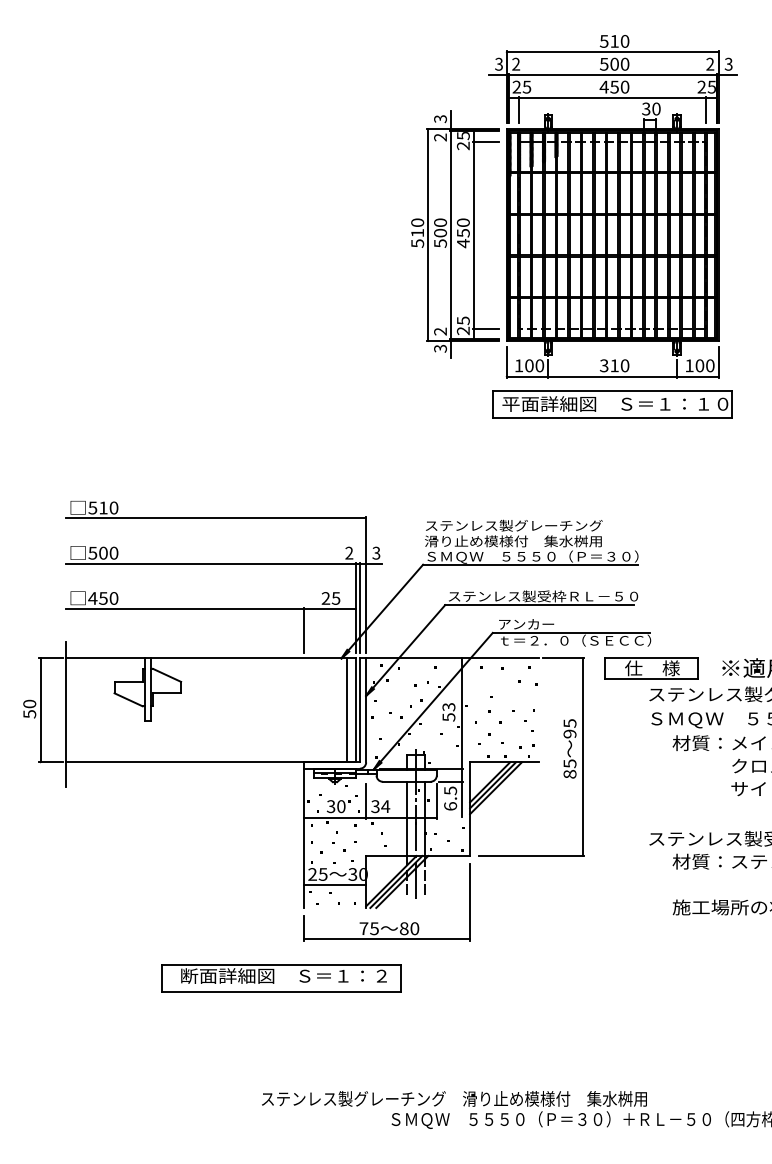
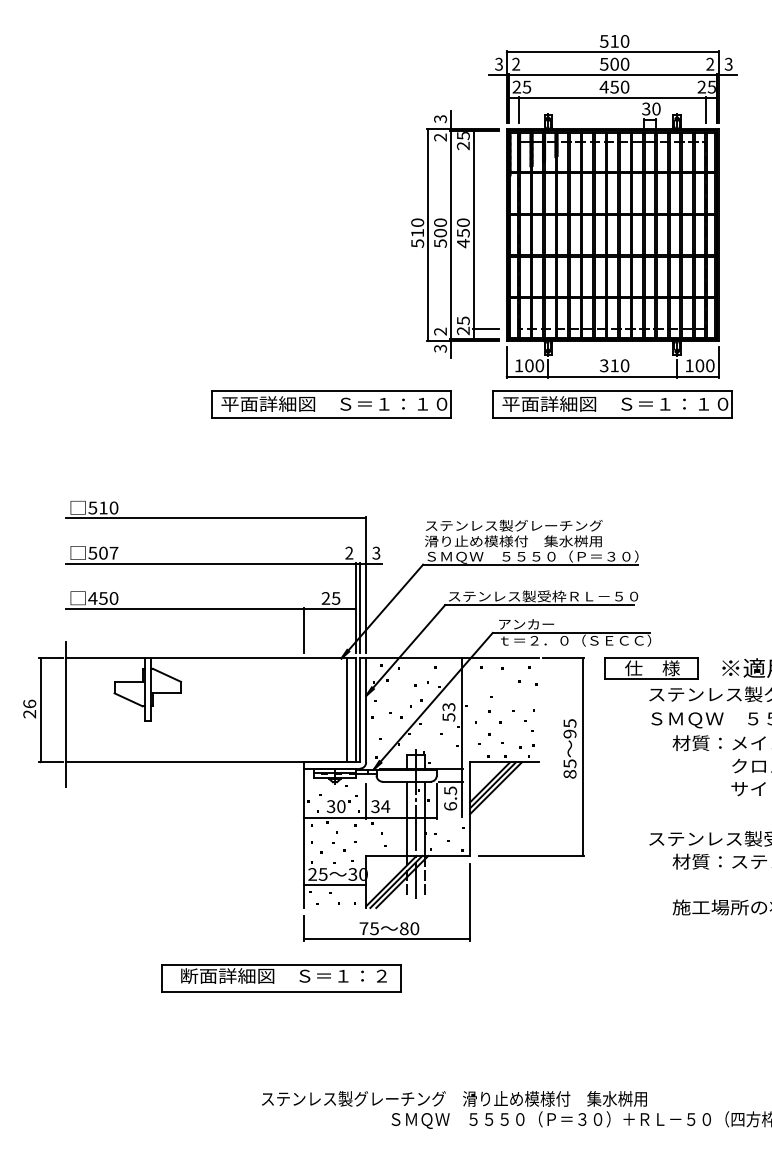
line: present -> none (485, 141)
part: none -> present (331, 404)
text: 500 -> 507 (113, 552)
text: 50 -> 26 (29, 708)
